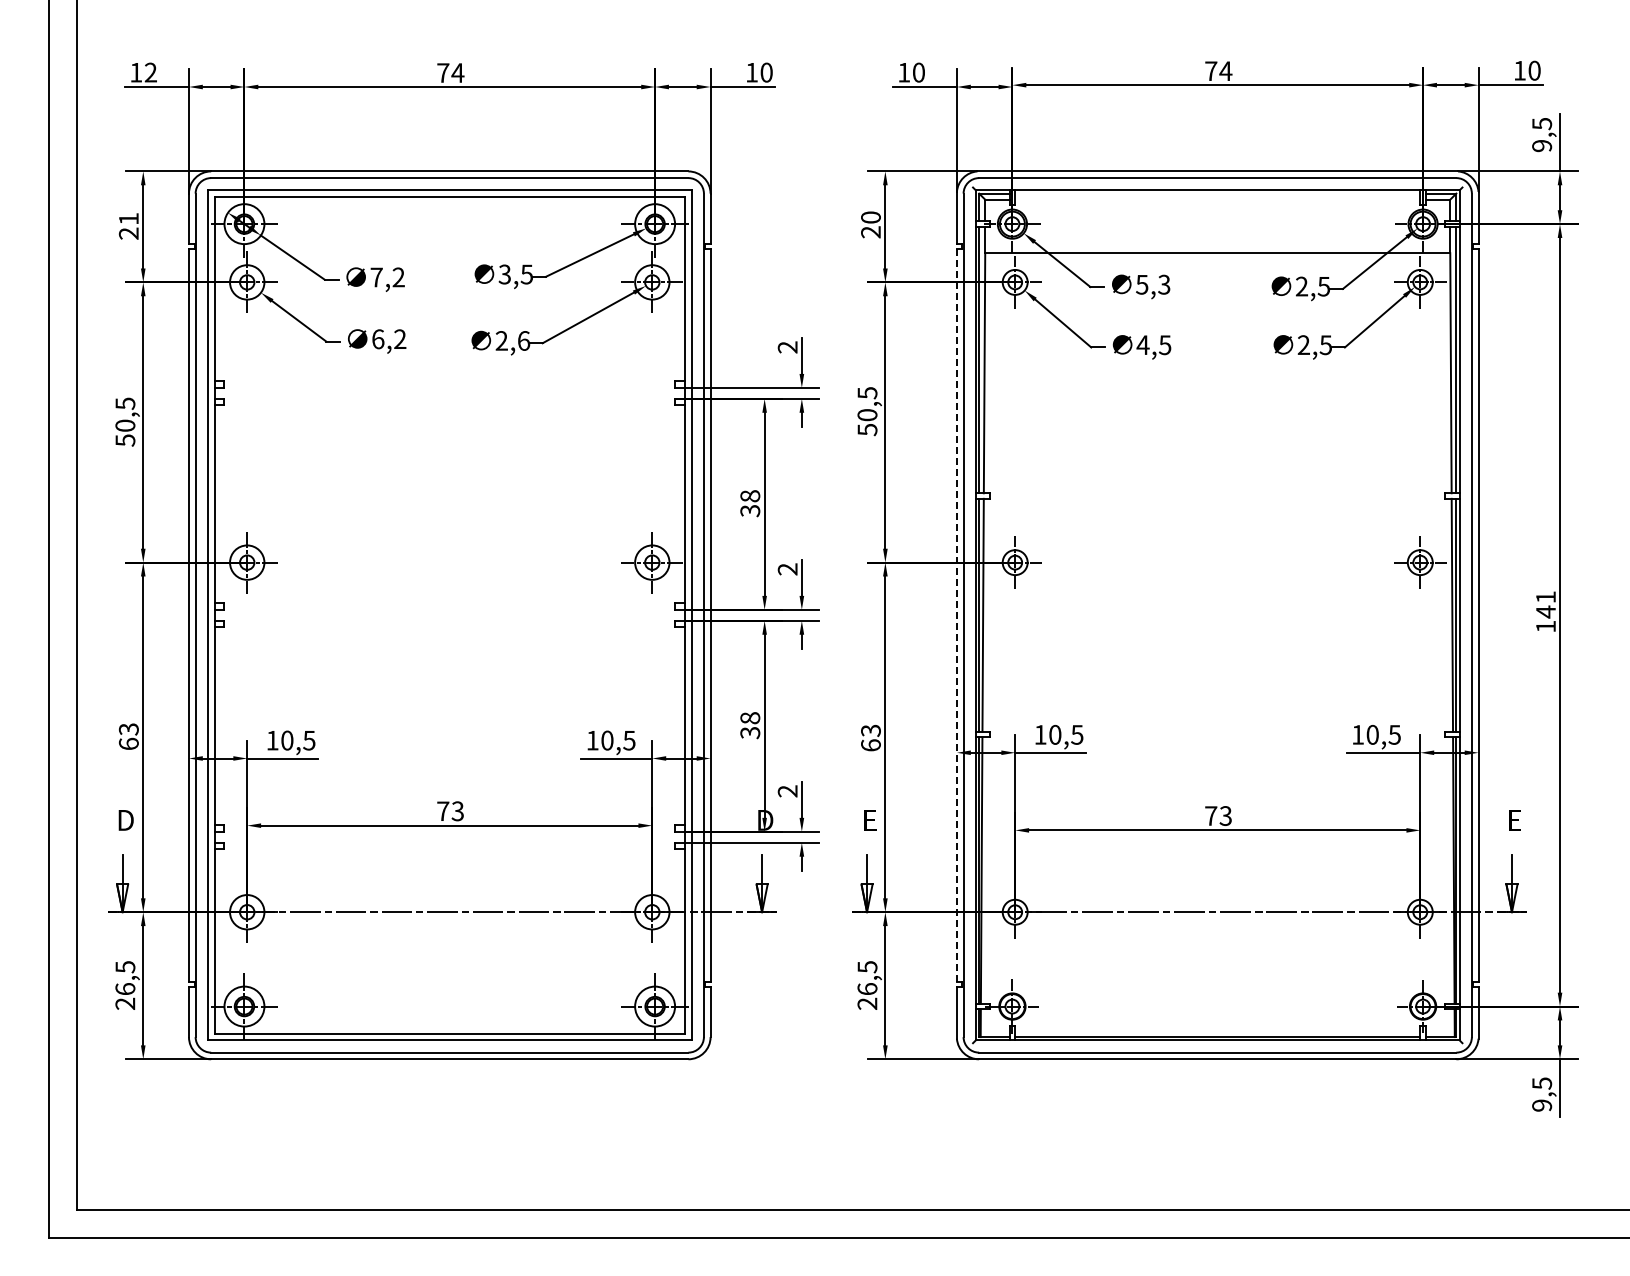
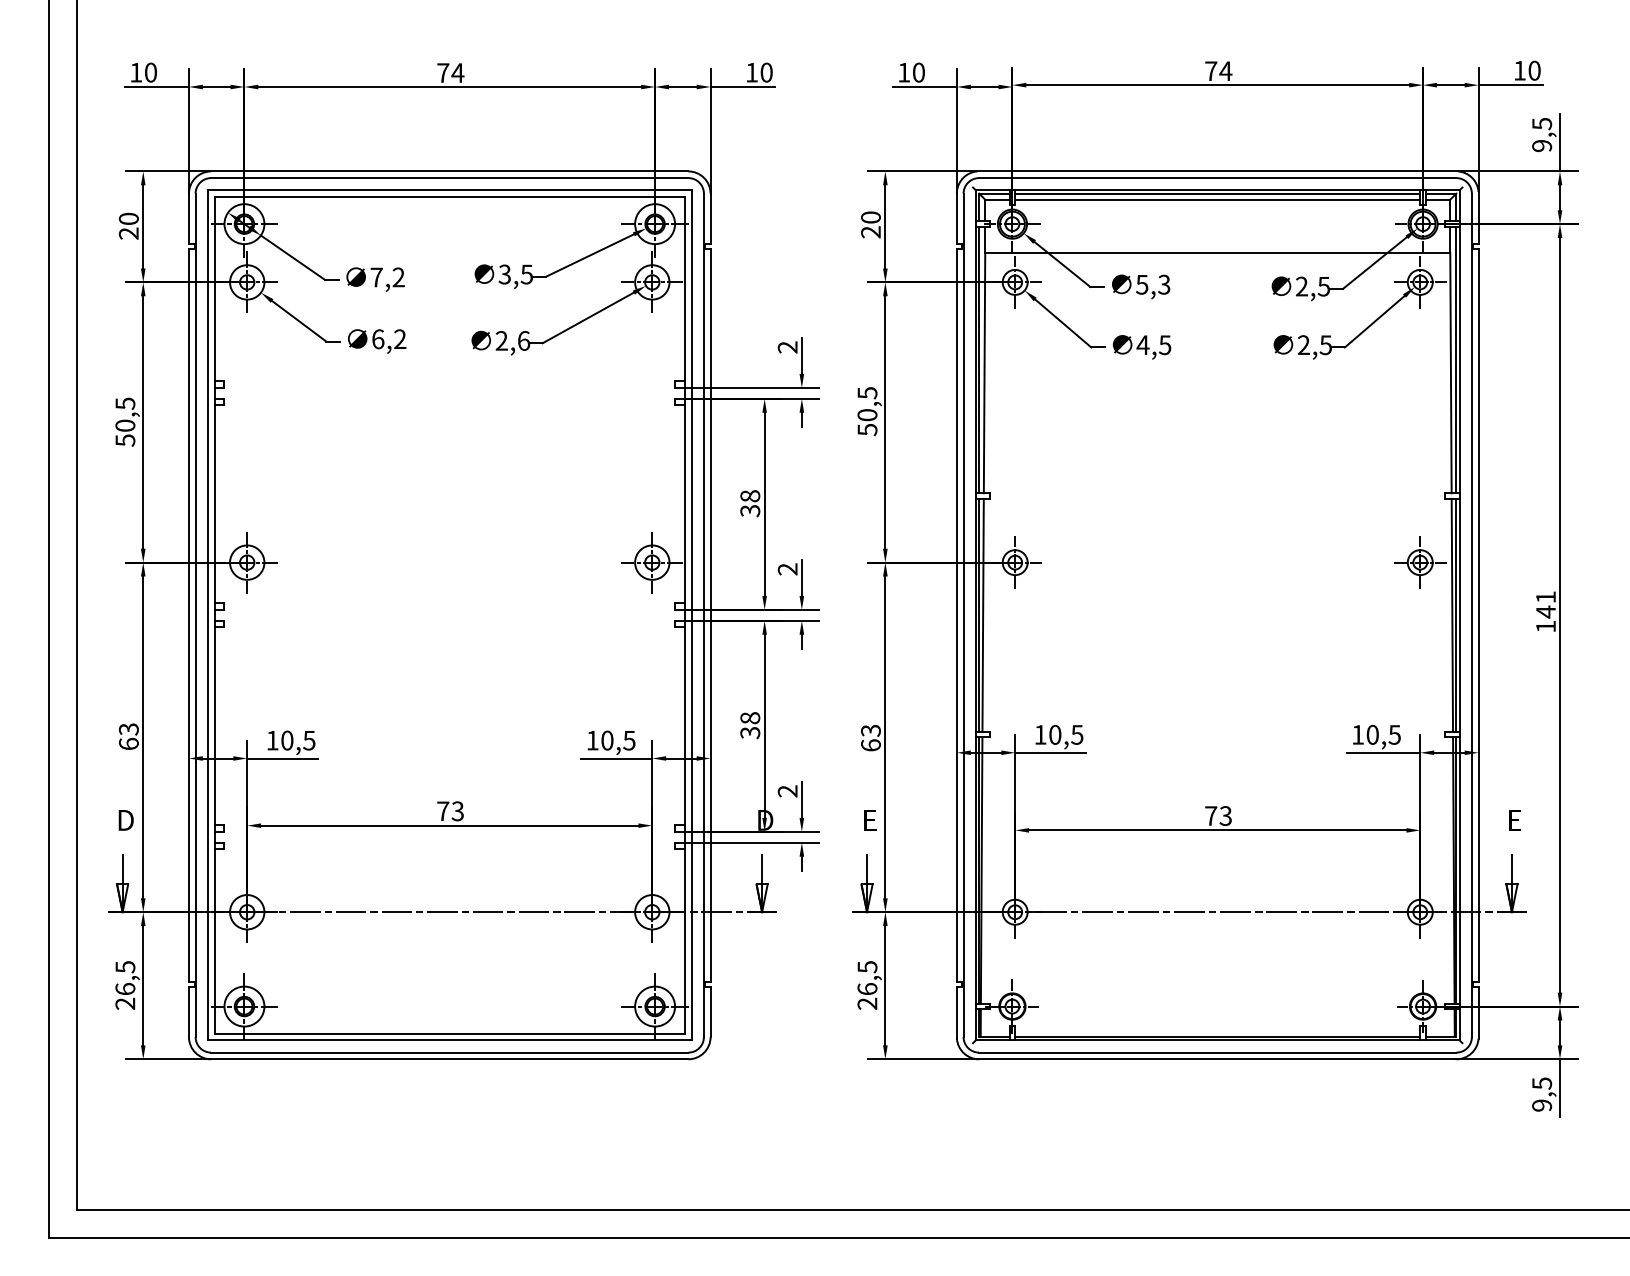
text: 12 -> 10 (150, 72)
line: none -> present (1217, 193)
line: none -> present (1217, 199)
text: 21 -> 20 (128, 218)
line: dashed -> solid (956, 615)
